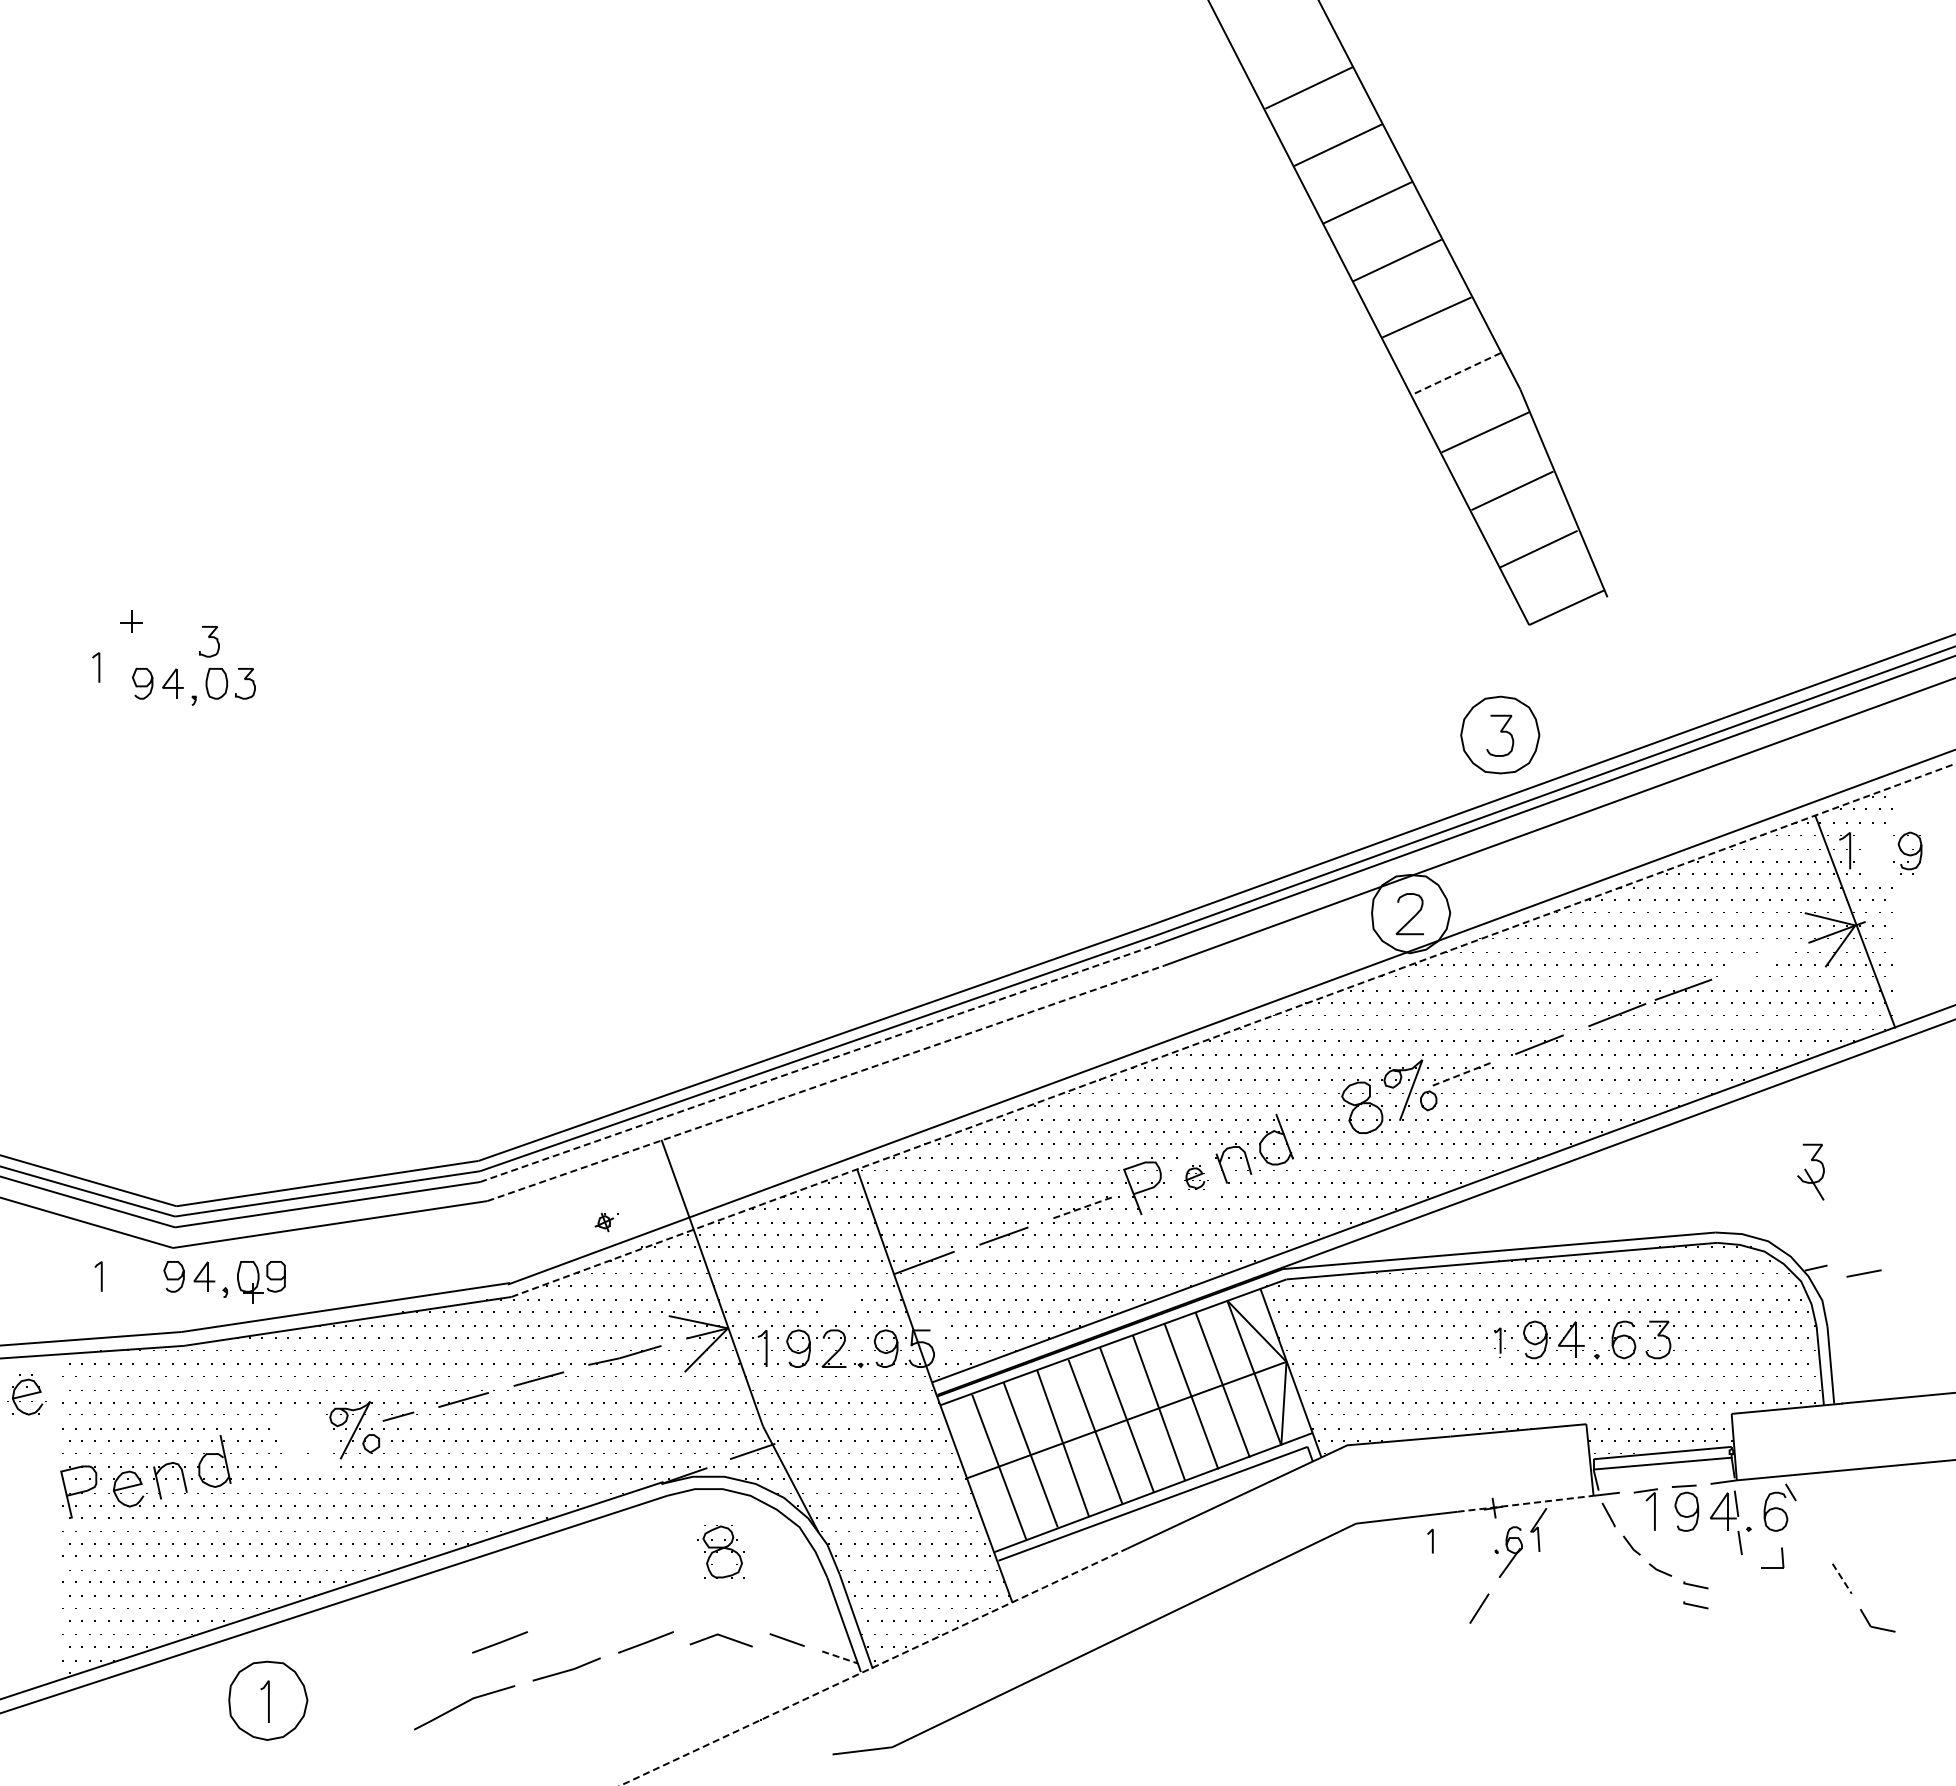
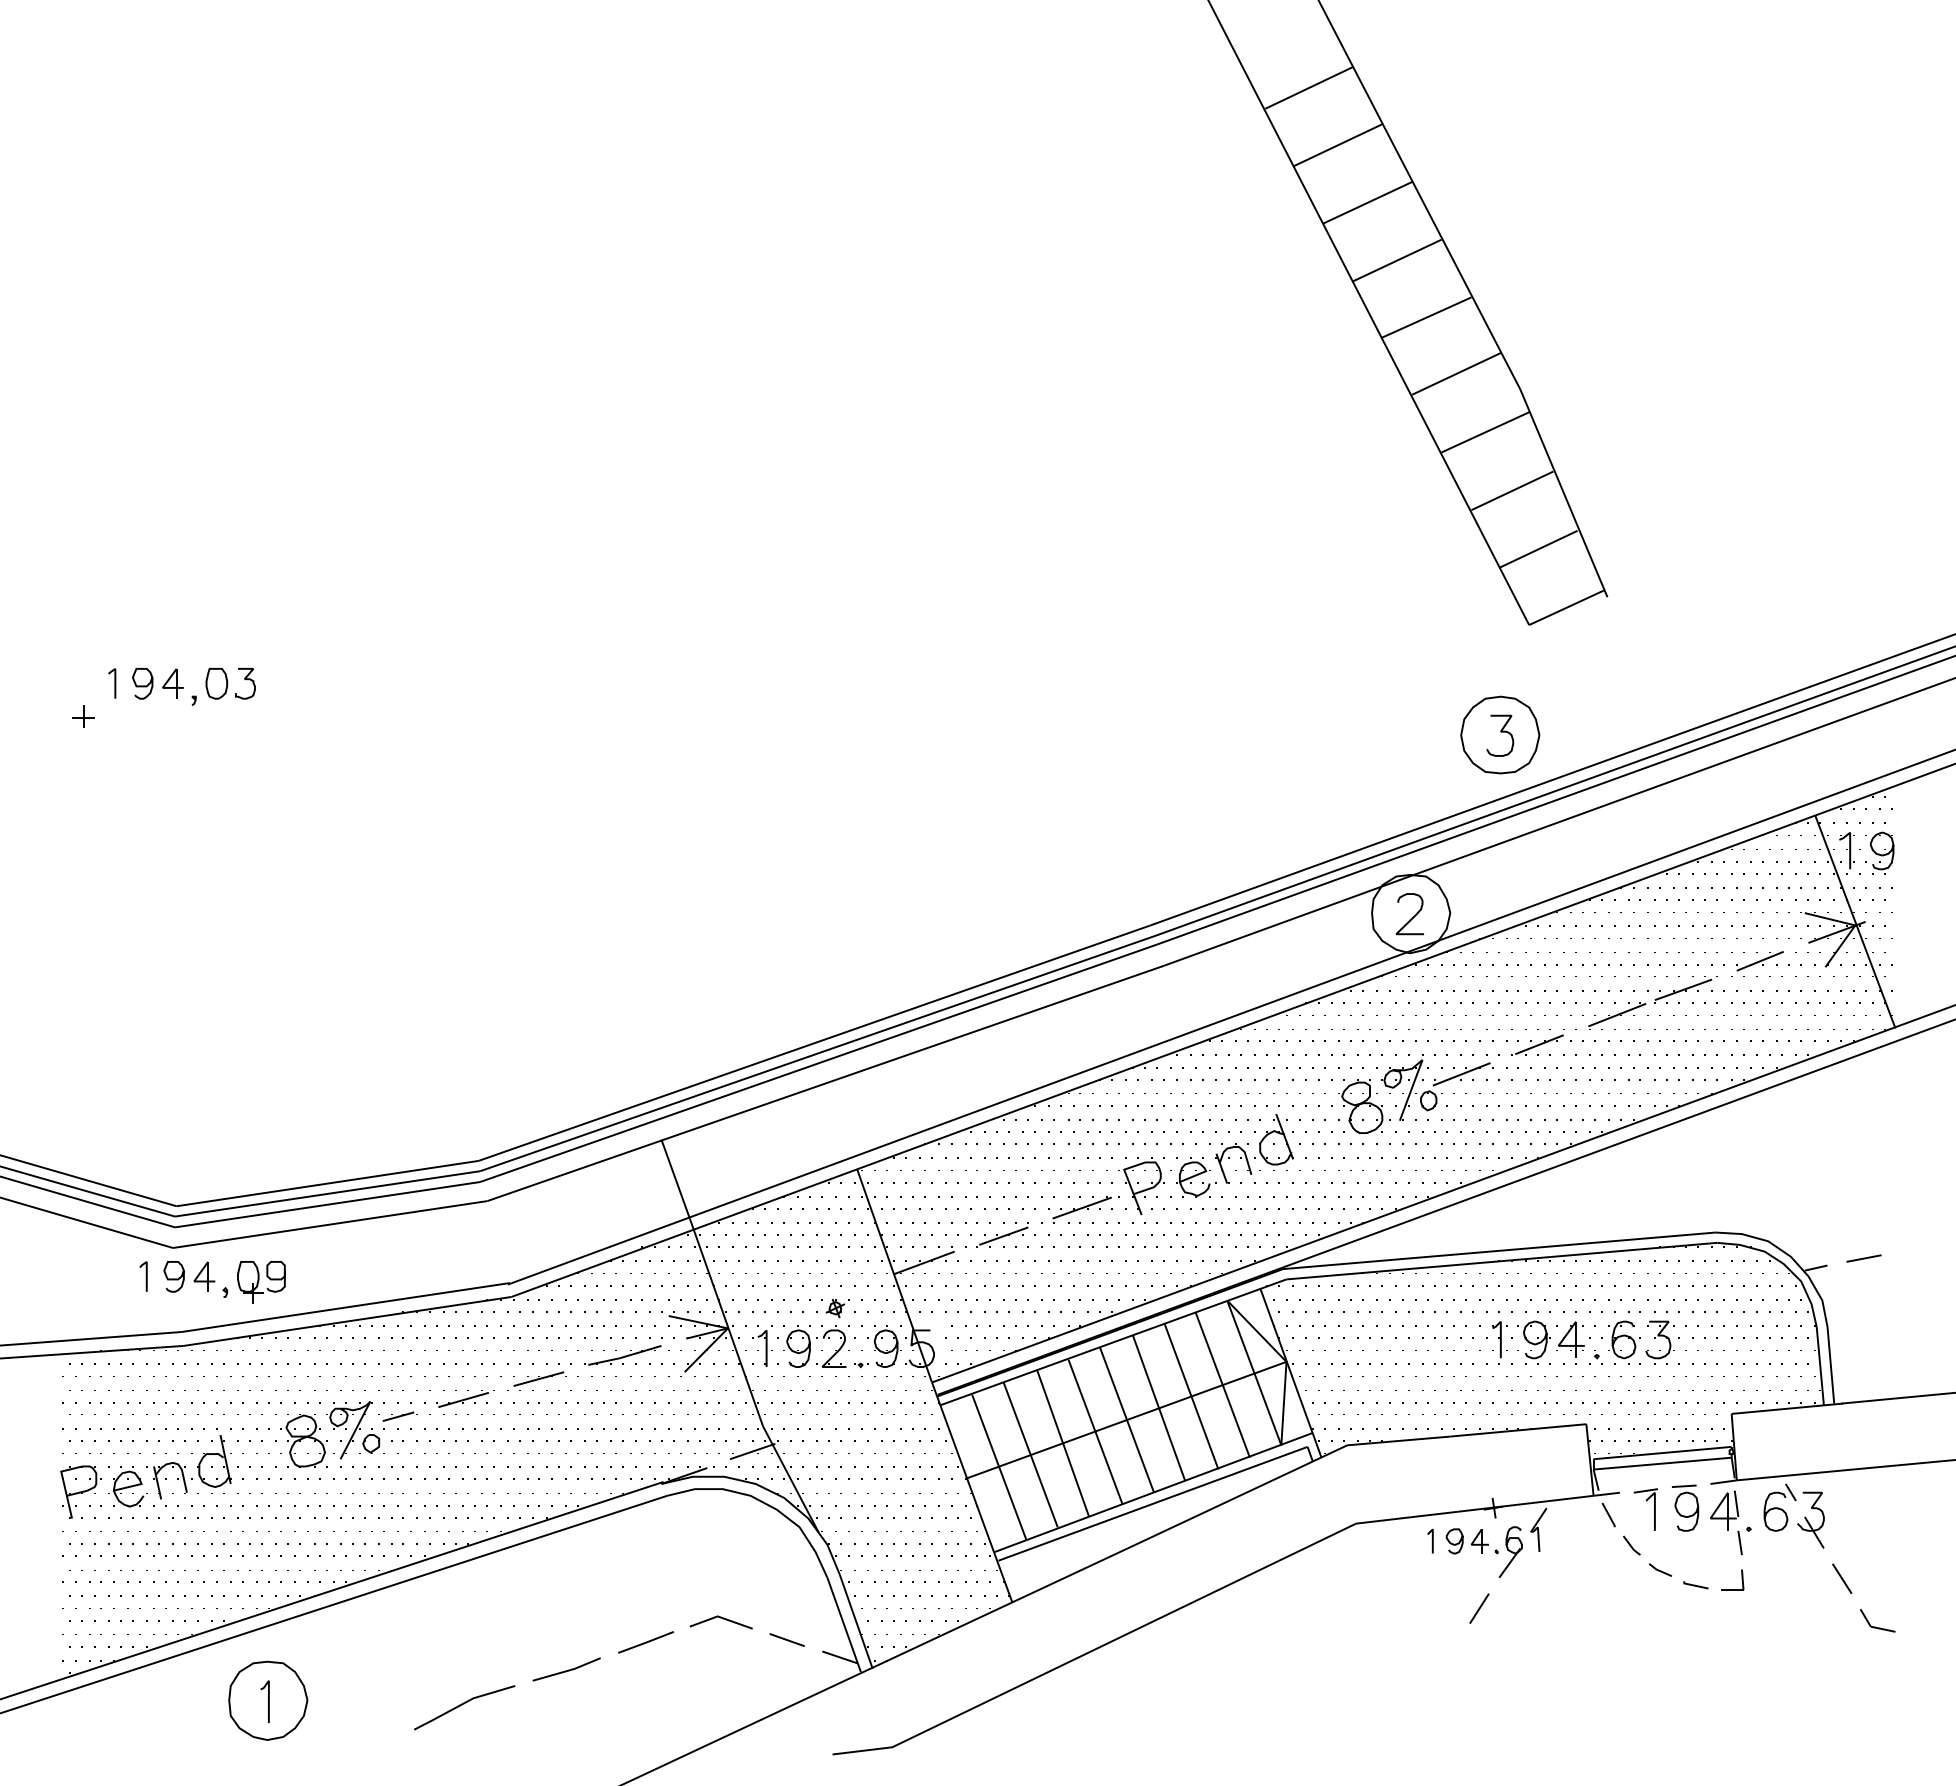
line: dashed -> solid (1456, 373)
part position: (131, 621) -> (83, 716) (83, 716)
curve: present -> none (209, 638)
line position: (98, 667) -> (114, 683) (114, 683)
part position: (1907, 852) -> (1879, 852) (1879, 852)
part: none -> present (1757, 963)
line: dashed -> solid (1233, 1030)
line: dashed -> solid (818, 1063)
line: dashed -> solid (1462, 1074)
line: dashed -> solid (826, 1083)
part position: (1810, 1171) -> (1810, 1519) (1810, 1519)
part size: 25x25 px -> 41x41 px (1196, 1177)
line: dashed -> solid (1081, 1208)
part position: (606, 1222) -> (837, 1308) (837, 1308)
line position: (1863, 1273) -> (1863, 1258) (1863, 1258)
line position: (100, 1276) -> (145, 1276) (145, 1276)
part size: 12x31 px -> 16x44 px (1499, 1342)
part: present -> none (26, 1394)
line: dashed -> solid (1526, 1503)
part: none -> present (1466, 1541)
part position: (720, 1551) -> (303, 1440) (303, 1440)
part position: (1781, 1557) -> (1741, 1579) (1741, 1579)
line: dashed -> solid (1842, 1578)
line: present -> none (1695, 1605)
line position: (722, 1637) -> (722, 1619) (722, 1619)
line: present -> none (499, 1642)
line: dashed -> solid (840, 1657)
line: dashed -> solid (873, 1667)
